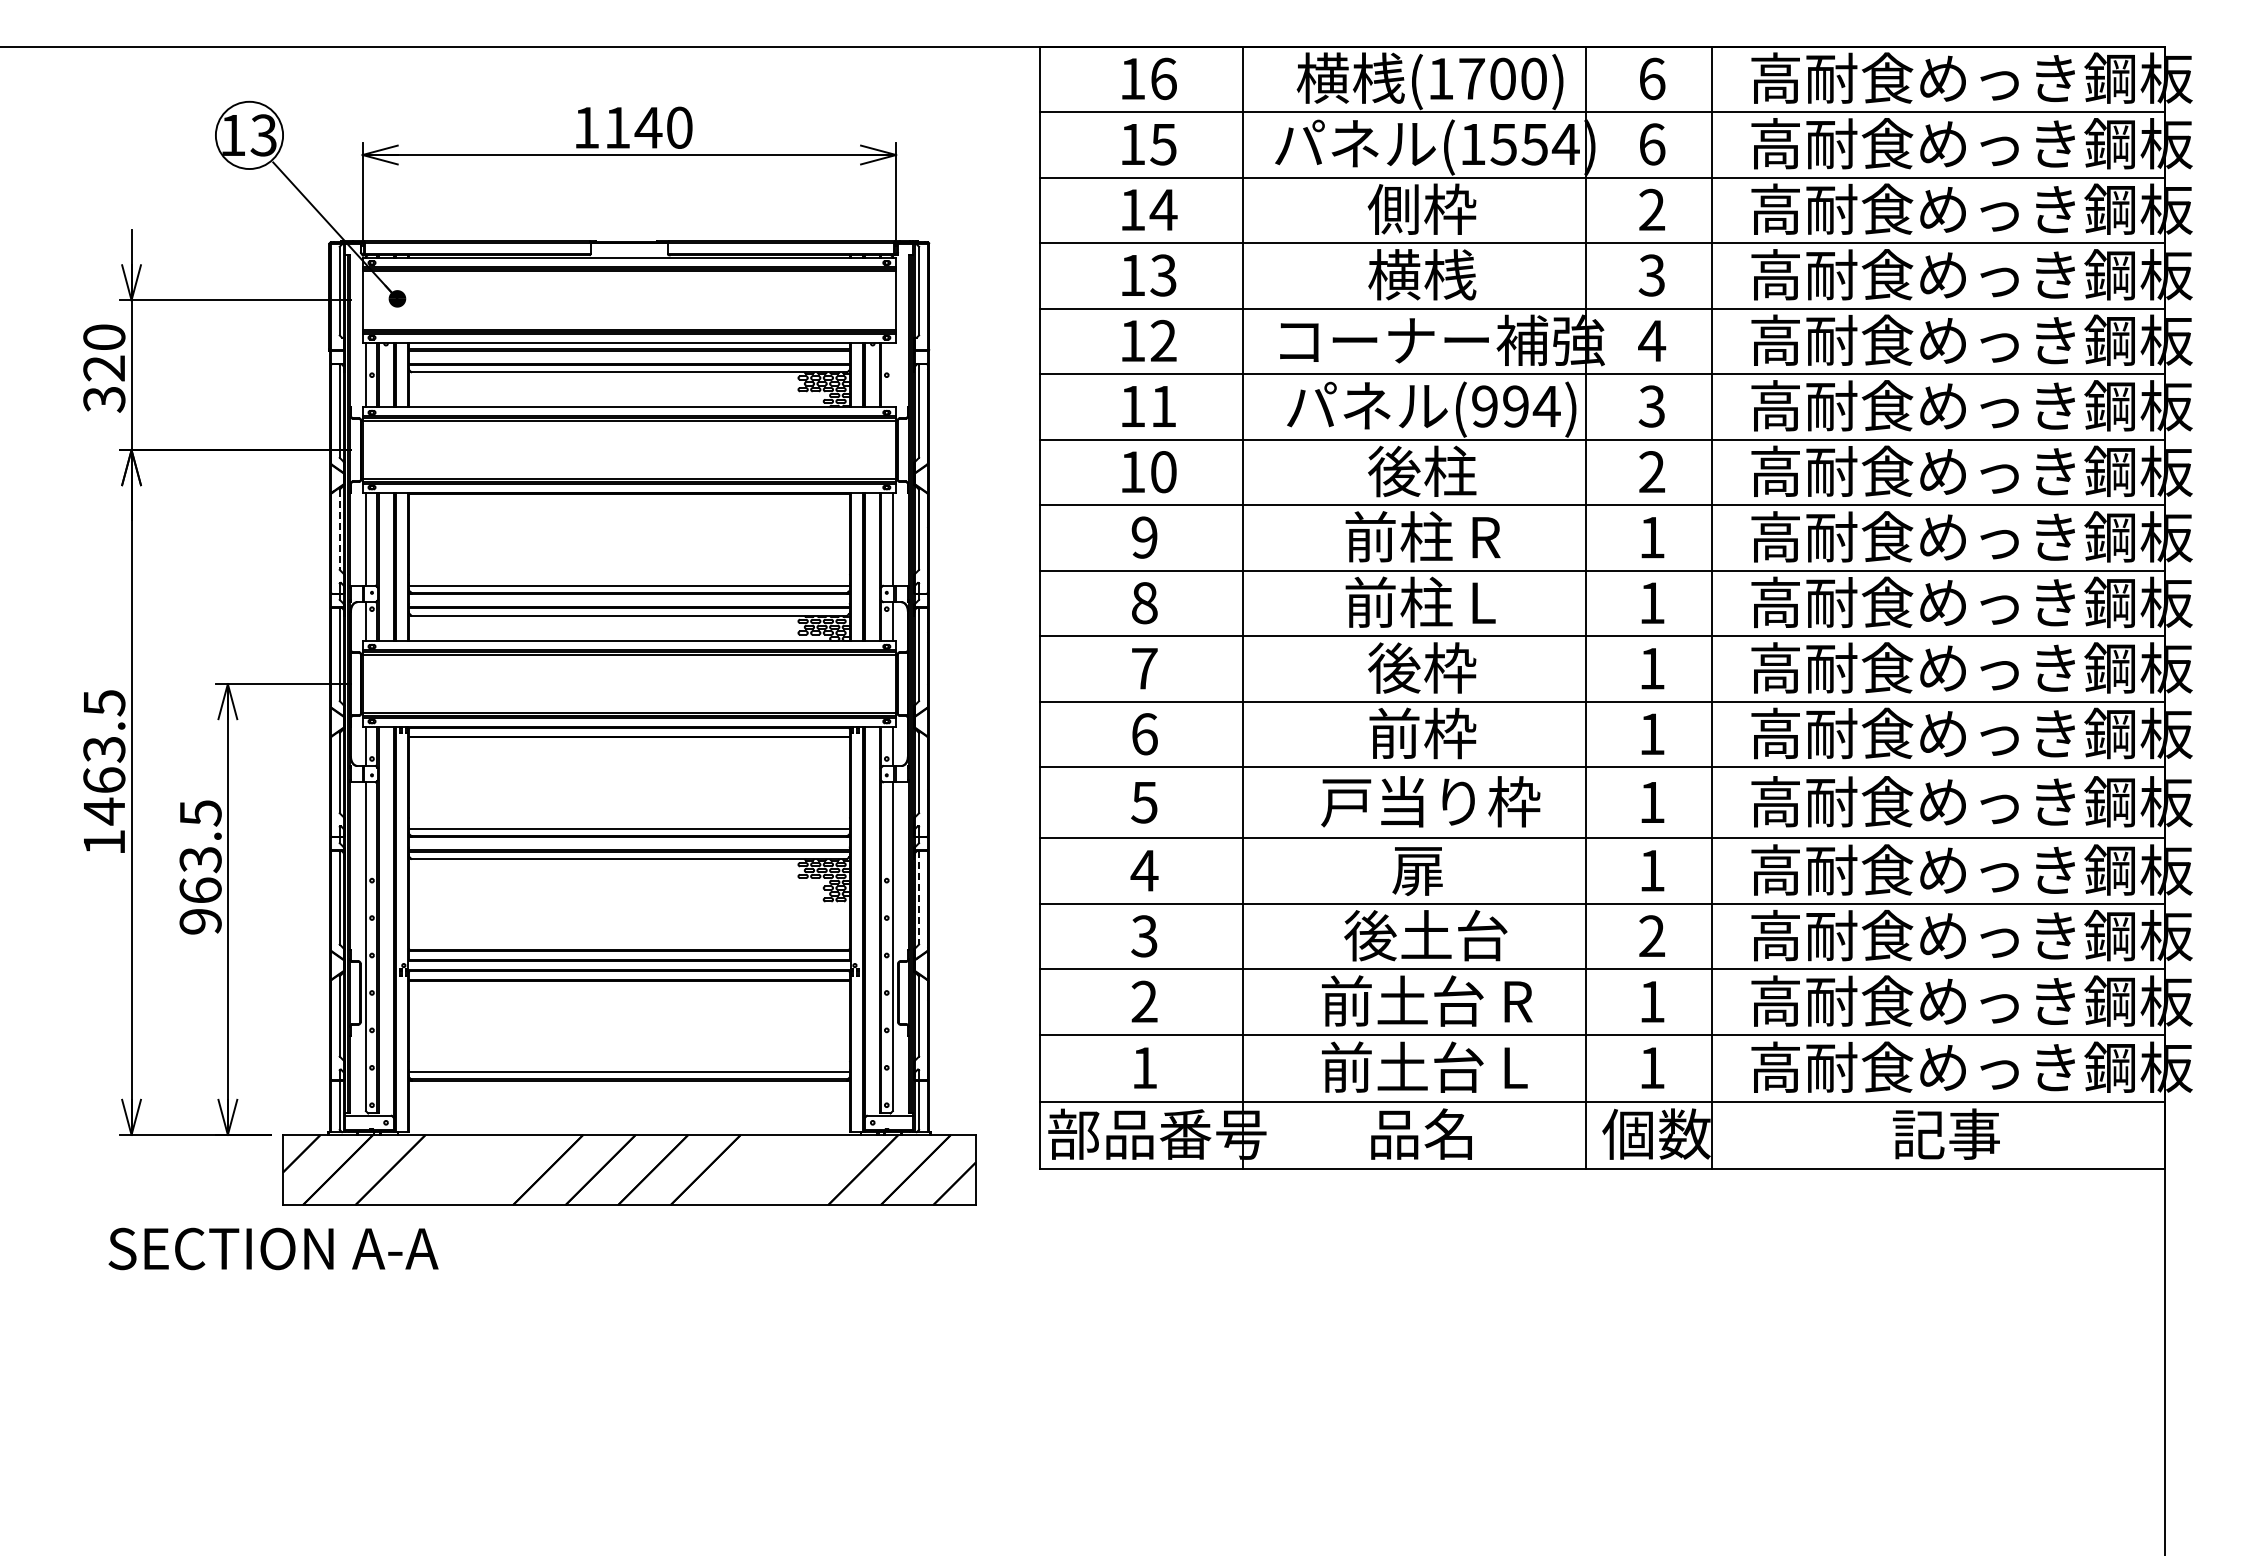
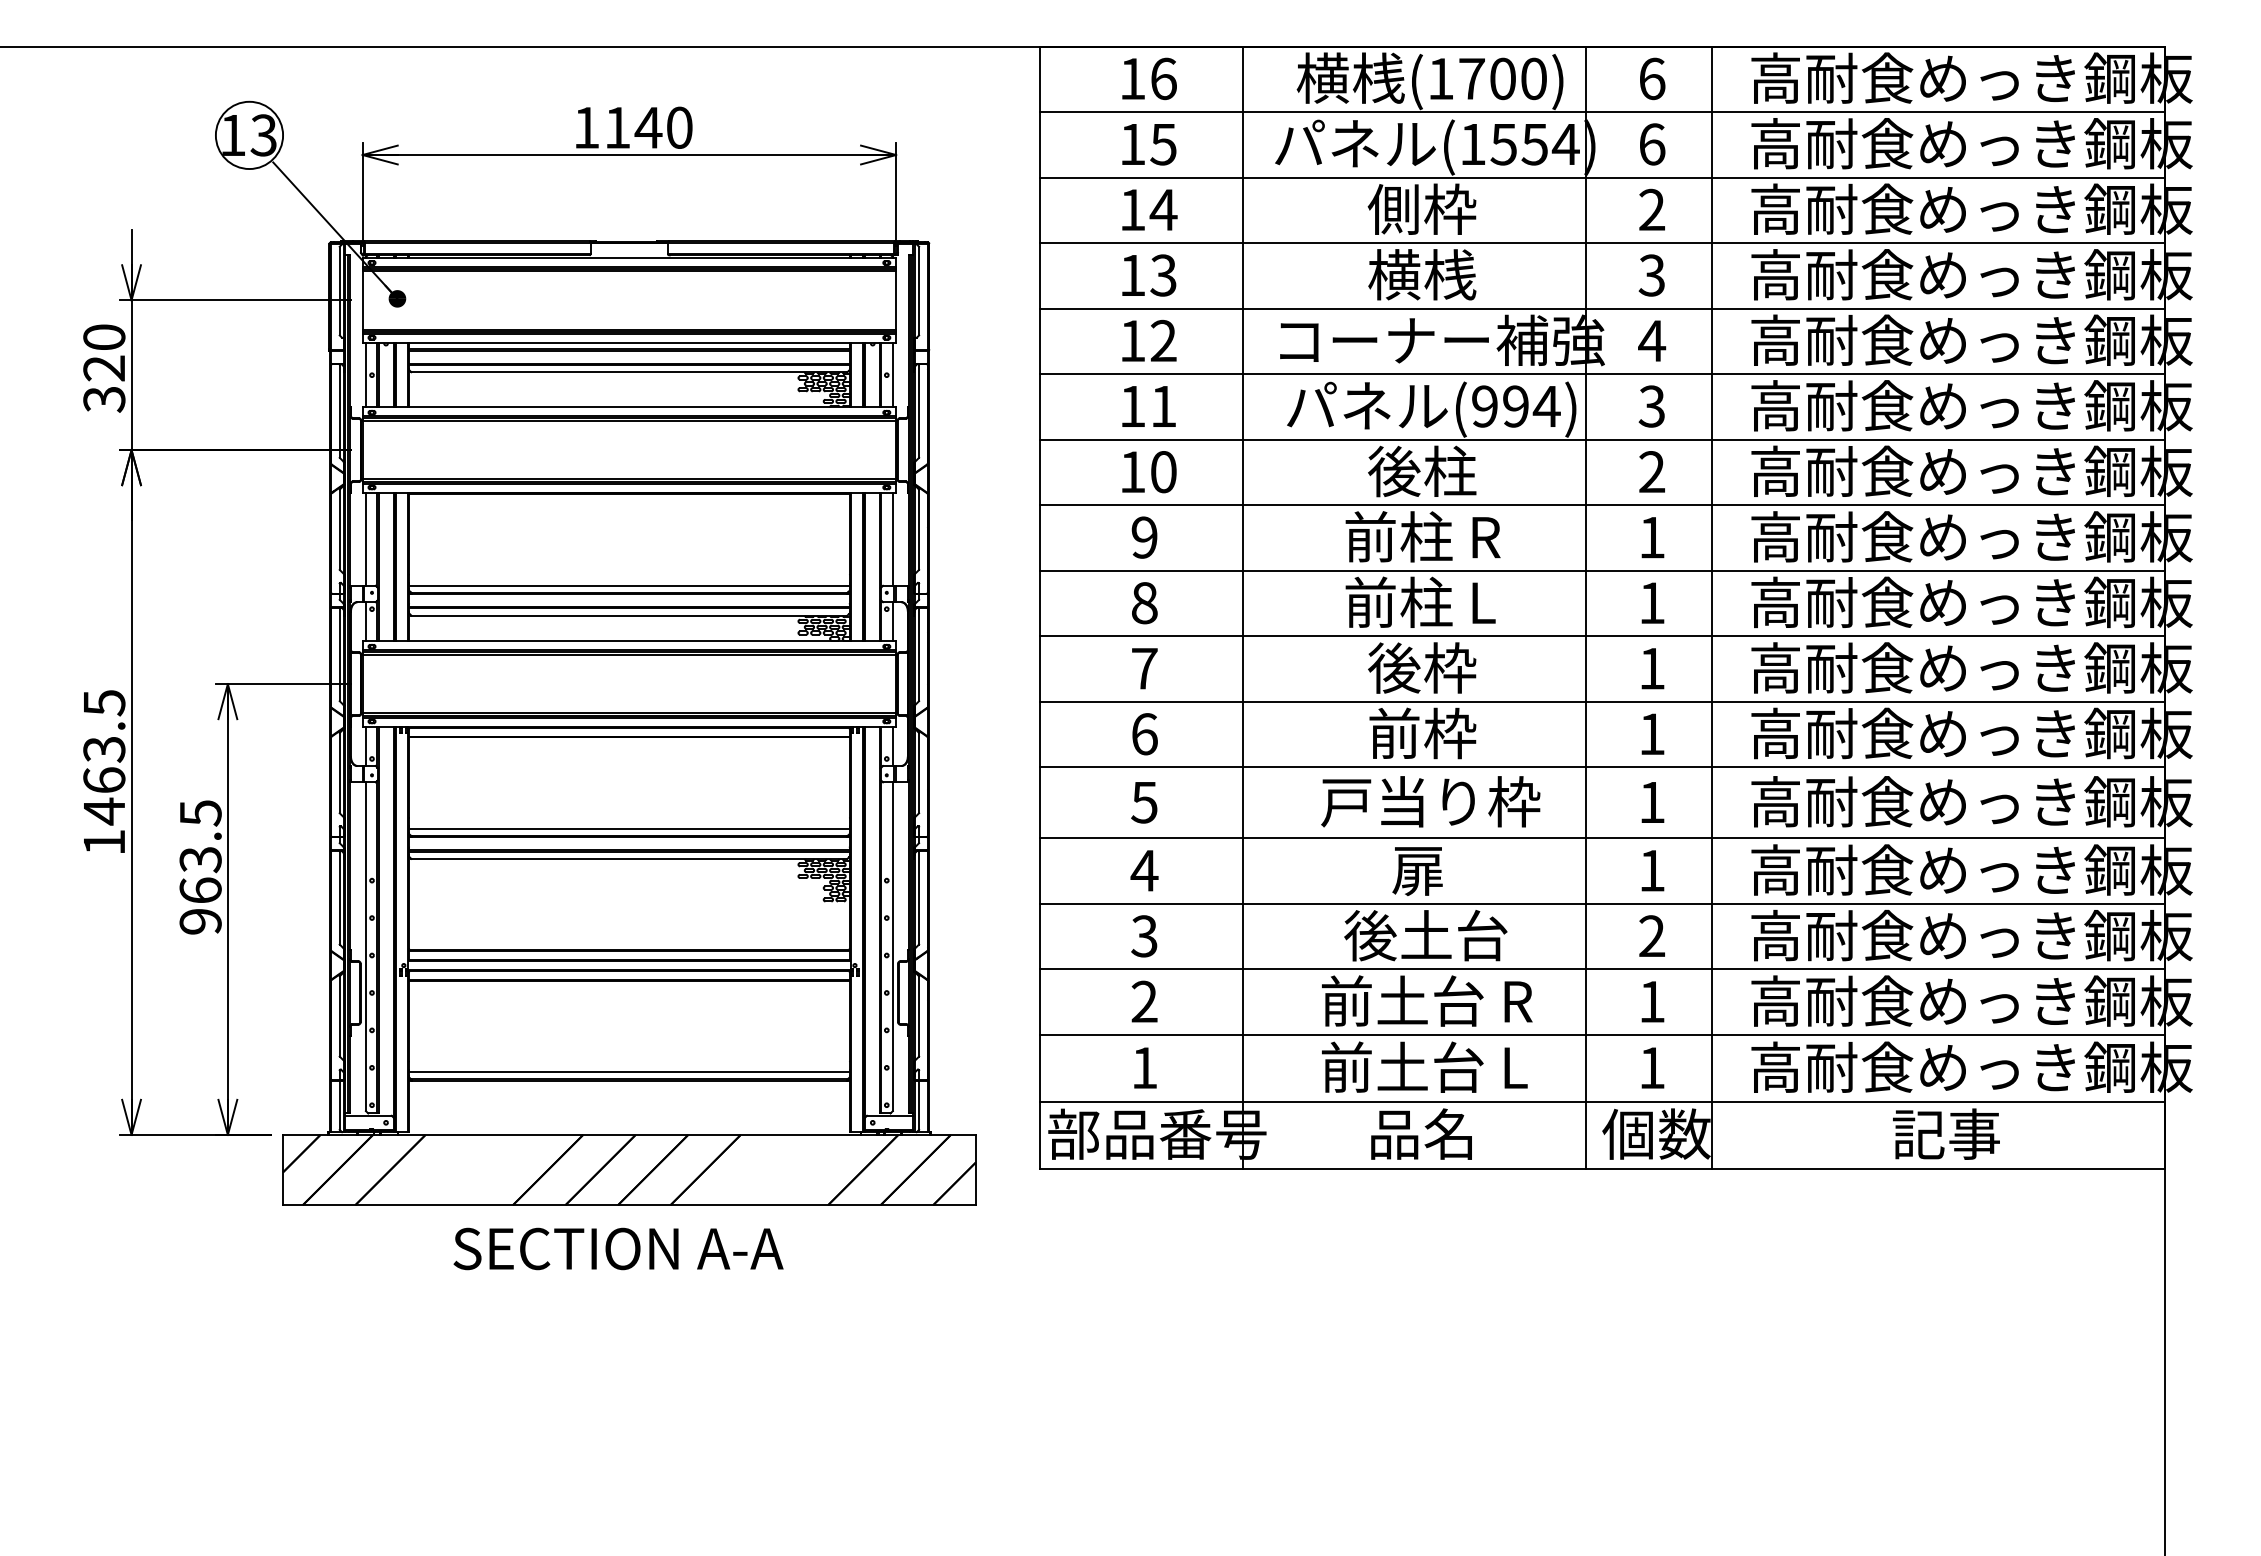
line: none -> present (892, 375)
line: dashed -> solid (339, 530)
line: dashed -> solid (919, 897)
text position: (273, 1248) -> (618, 1248) (618, 1248)
